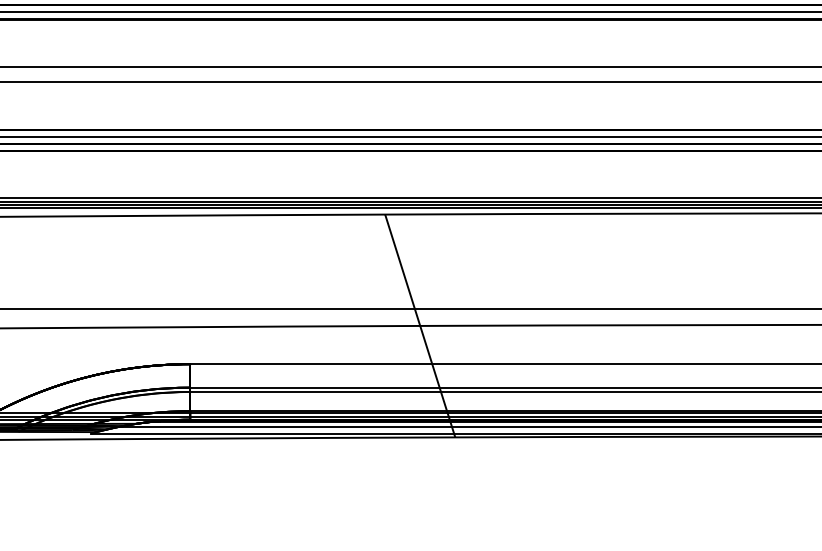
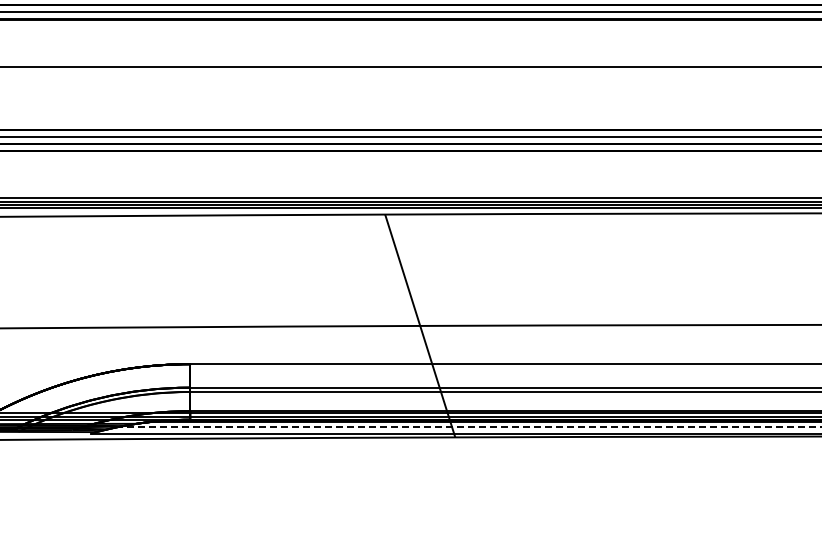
line: present -> none (410, 81)
line: present -> none (410, 308)
line: solid -> dashed (470, 426)
